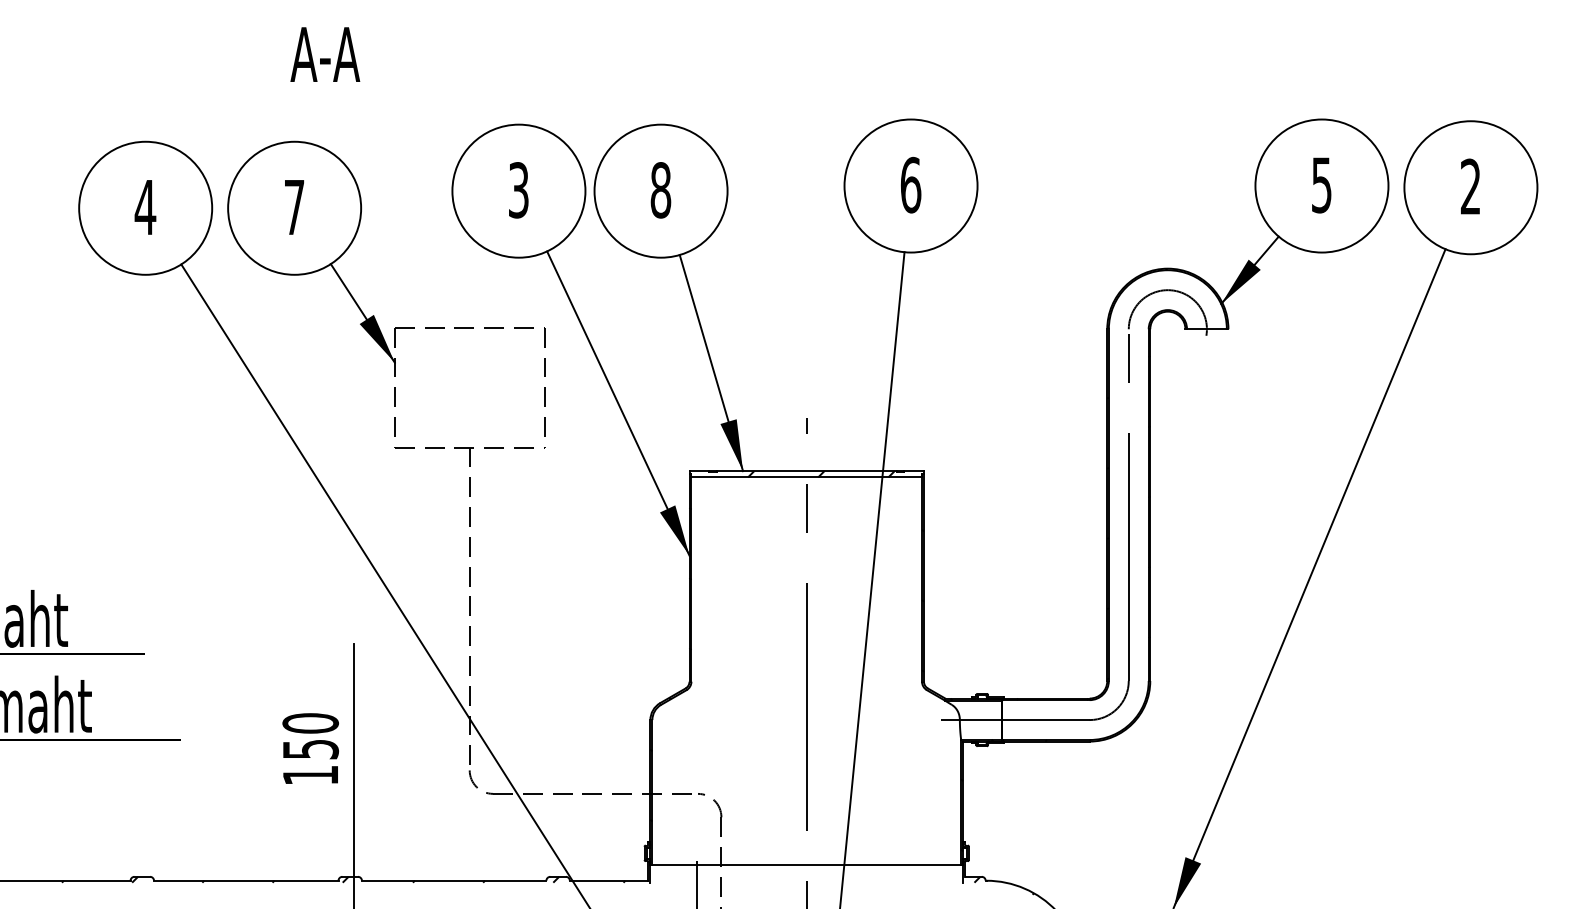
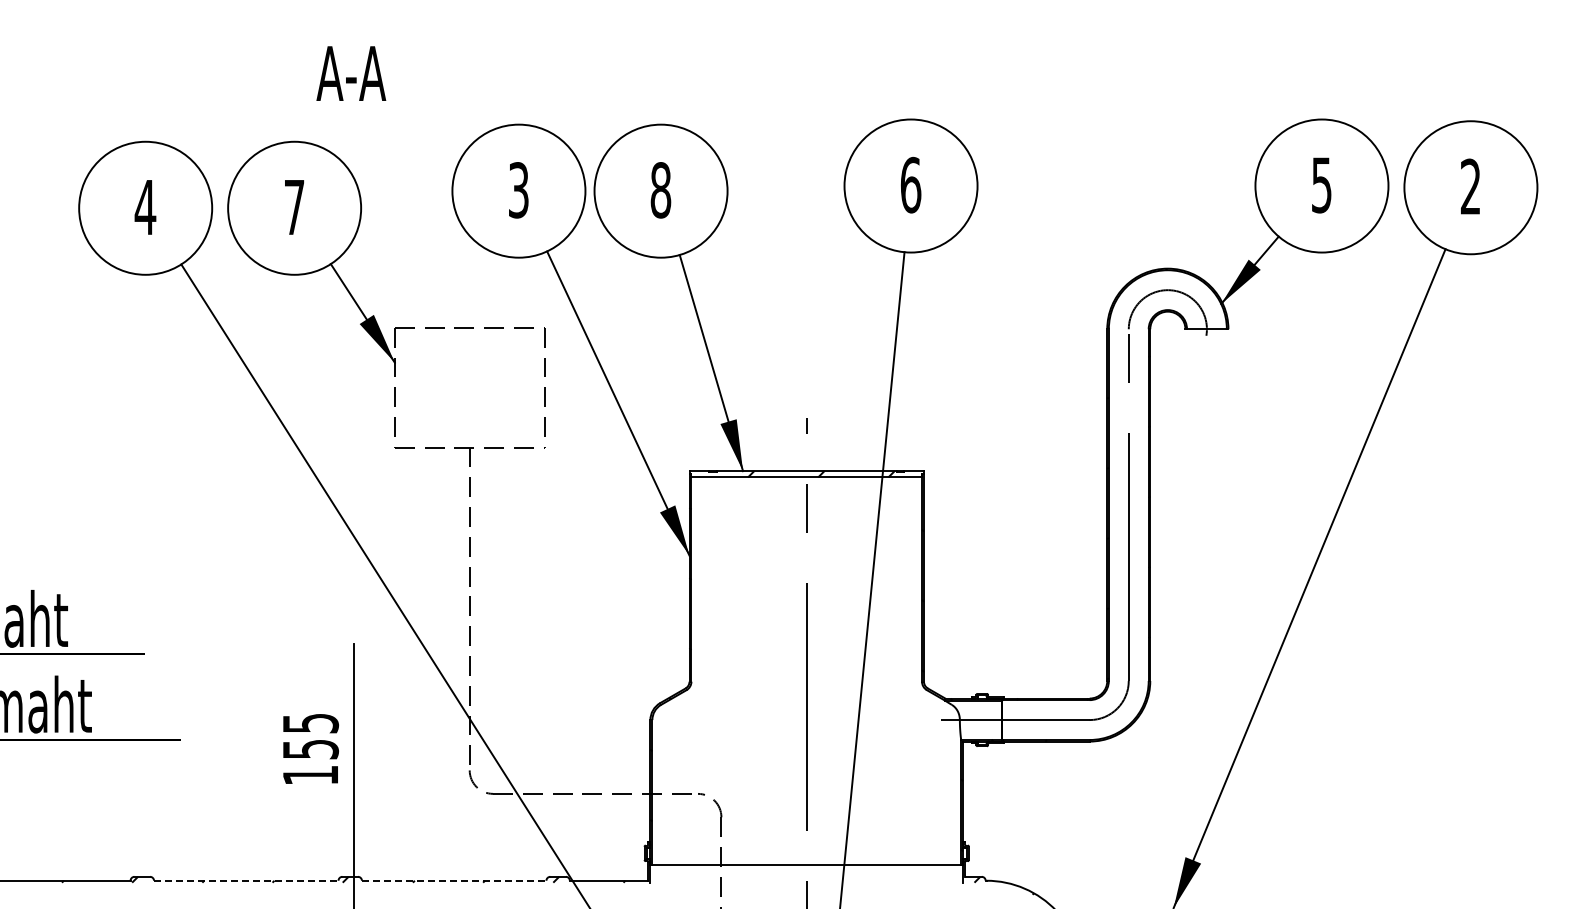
text position: (325, 54) -> (351, 73) (351, 73)
text: 150 -> 155 (310, 723)
line: solid -> dashed (246, 880)
line: solid -> dashed (454, 880)
line: present -> none (697, 883)
